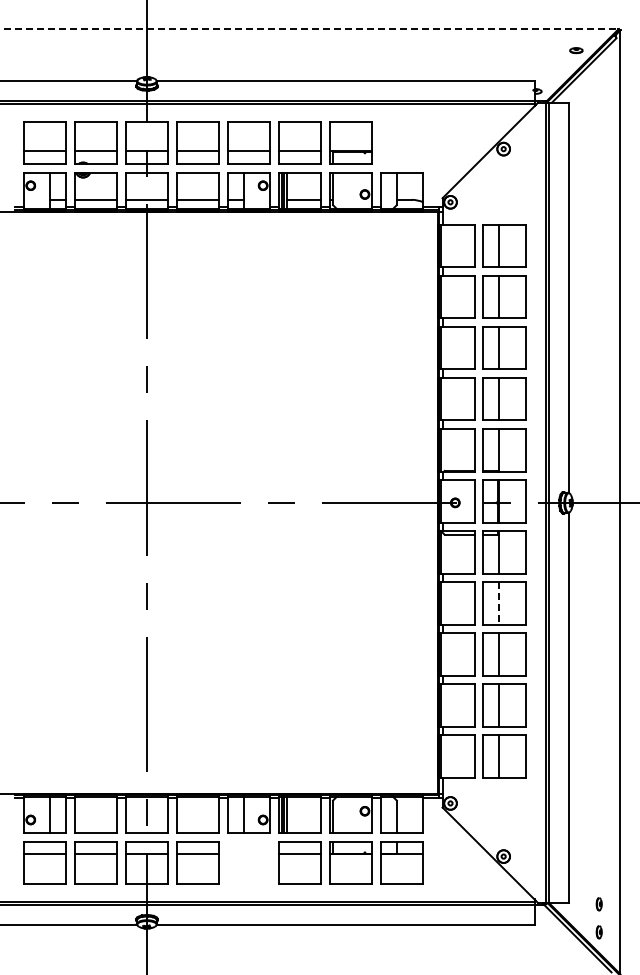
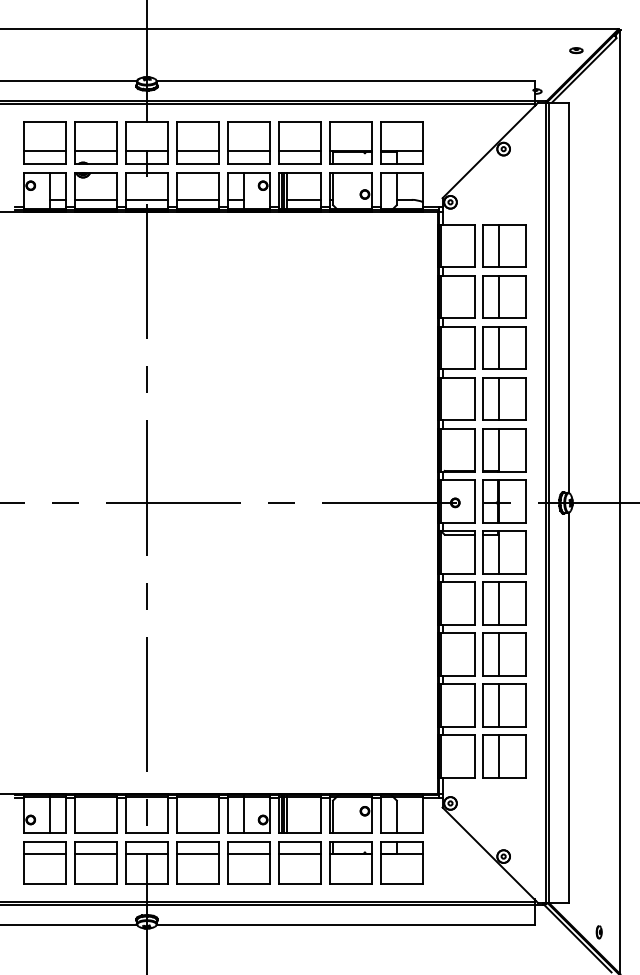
line: dashed -> solid (309, 29)
part: none -> present (401, 142)
line: dashed -> solid (498, 603)
part: none -> present (248, 862)
part: present -> none (598, 904)
